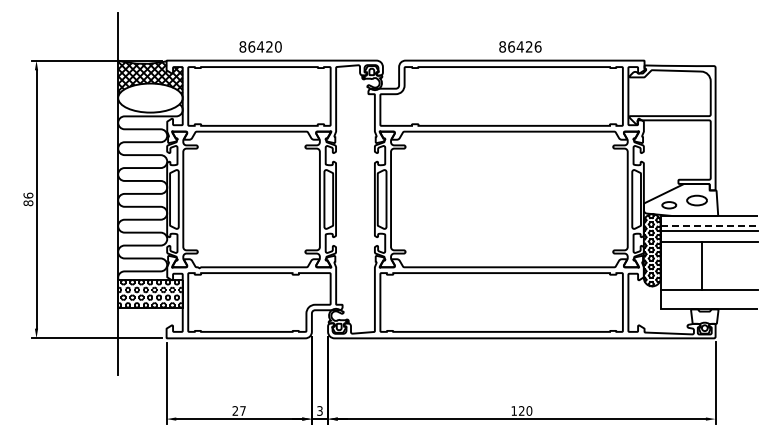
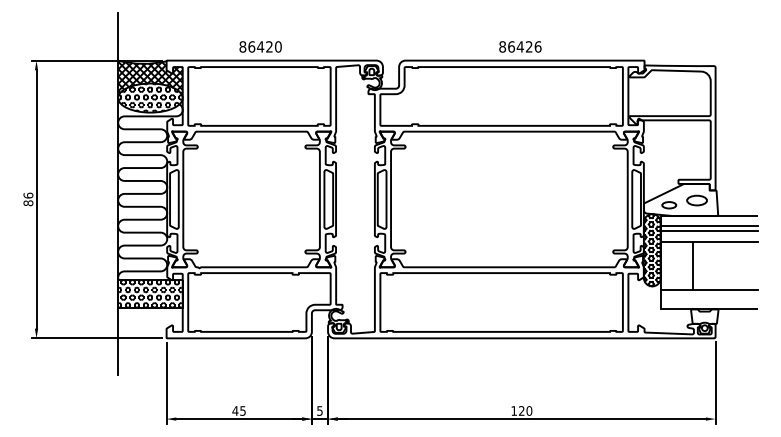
hatch: none -> present (150, 97)
line: dashed -> solid (709, 226)
line position: (701, 265) -> (692, 265) (692, 265)
text: 27 -> 45 (238, 410)
text: 3 -> 5 (319, 410)
